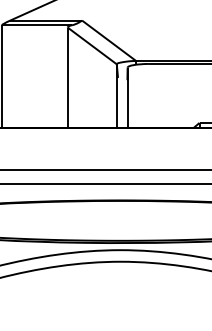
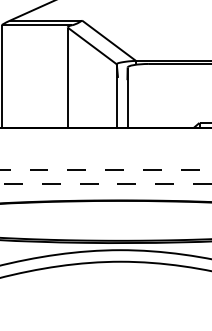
line: solid -> dashed (106, 170)
line: solid -> dashed (105, 183)
